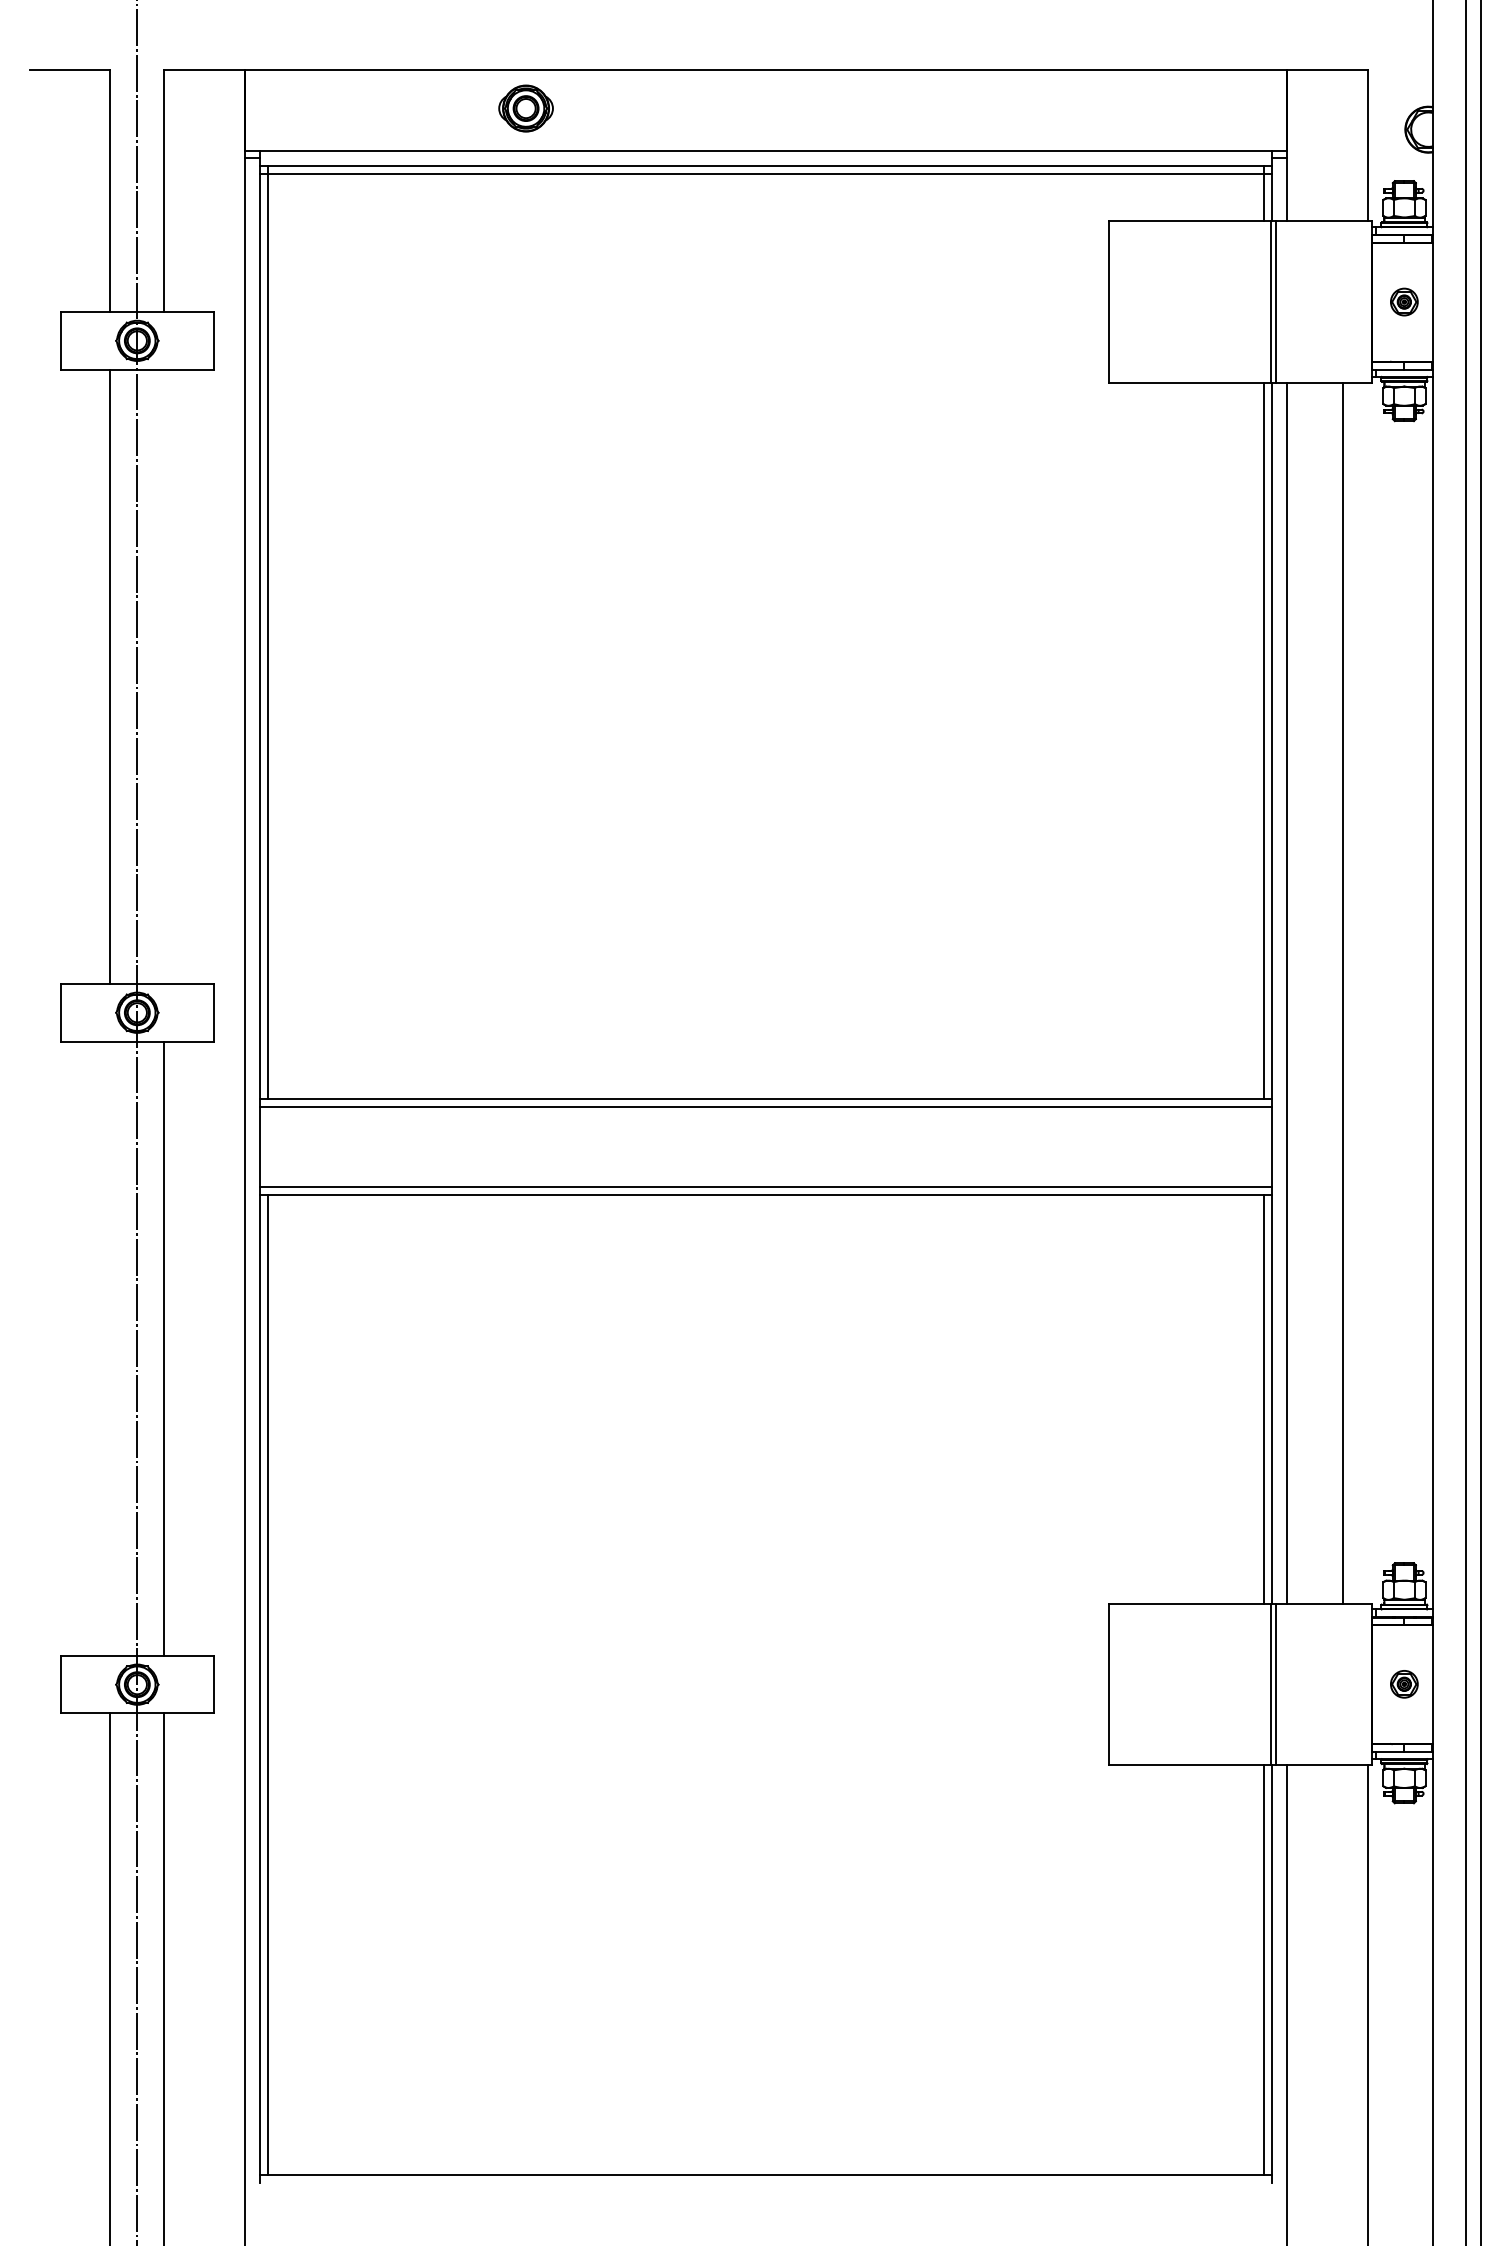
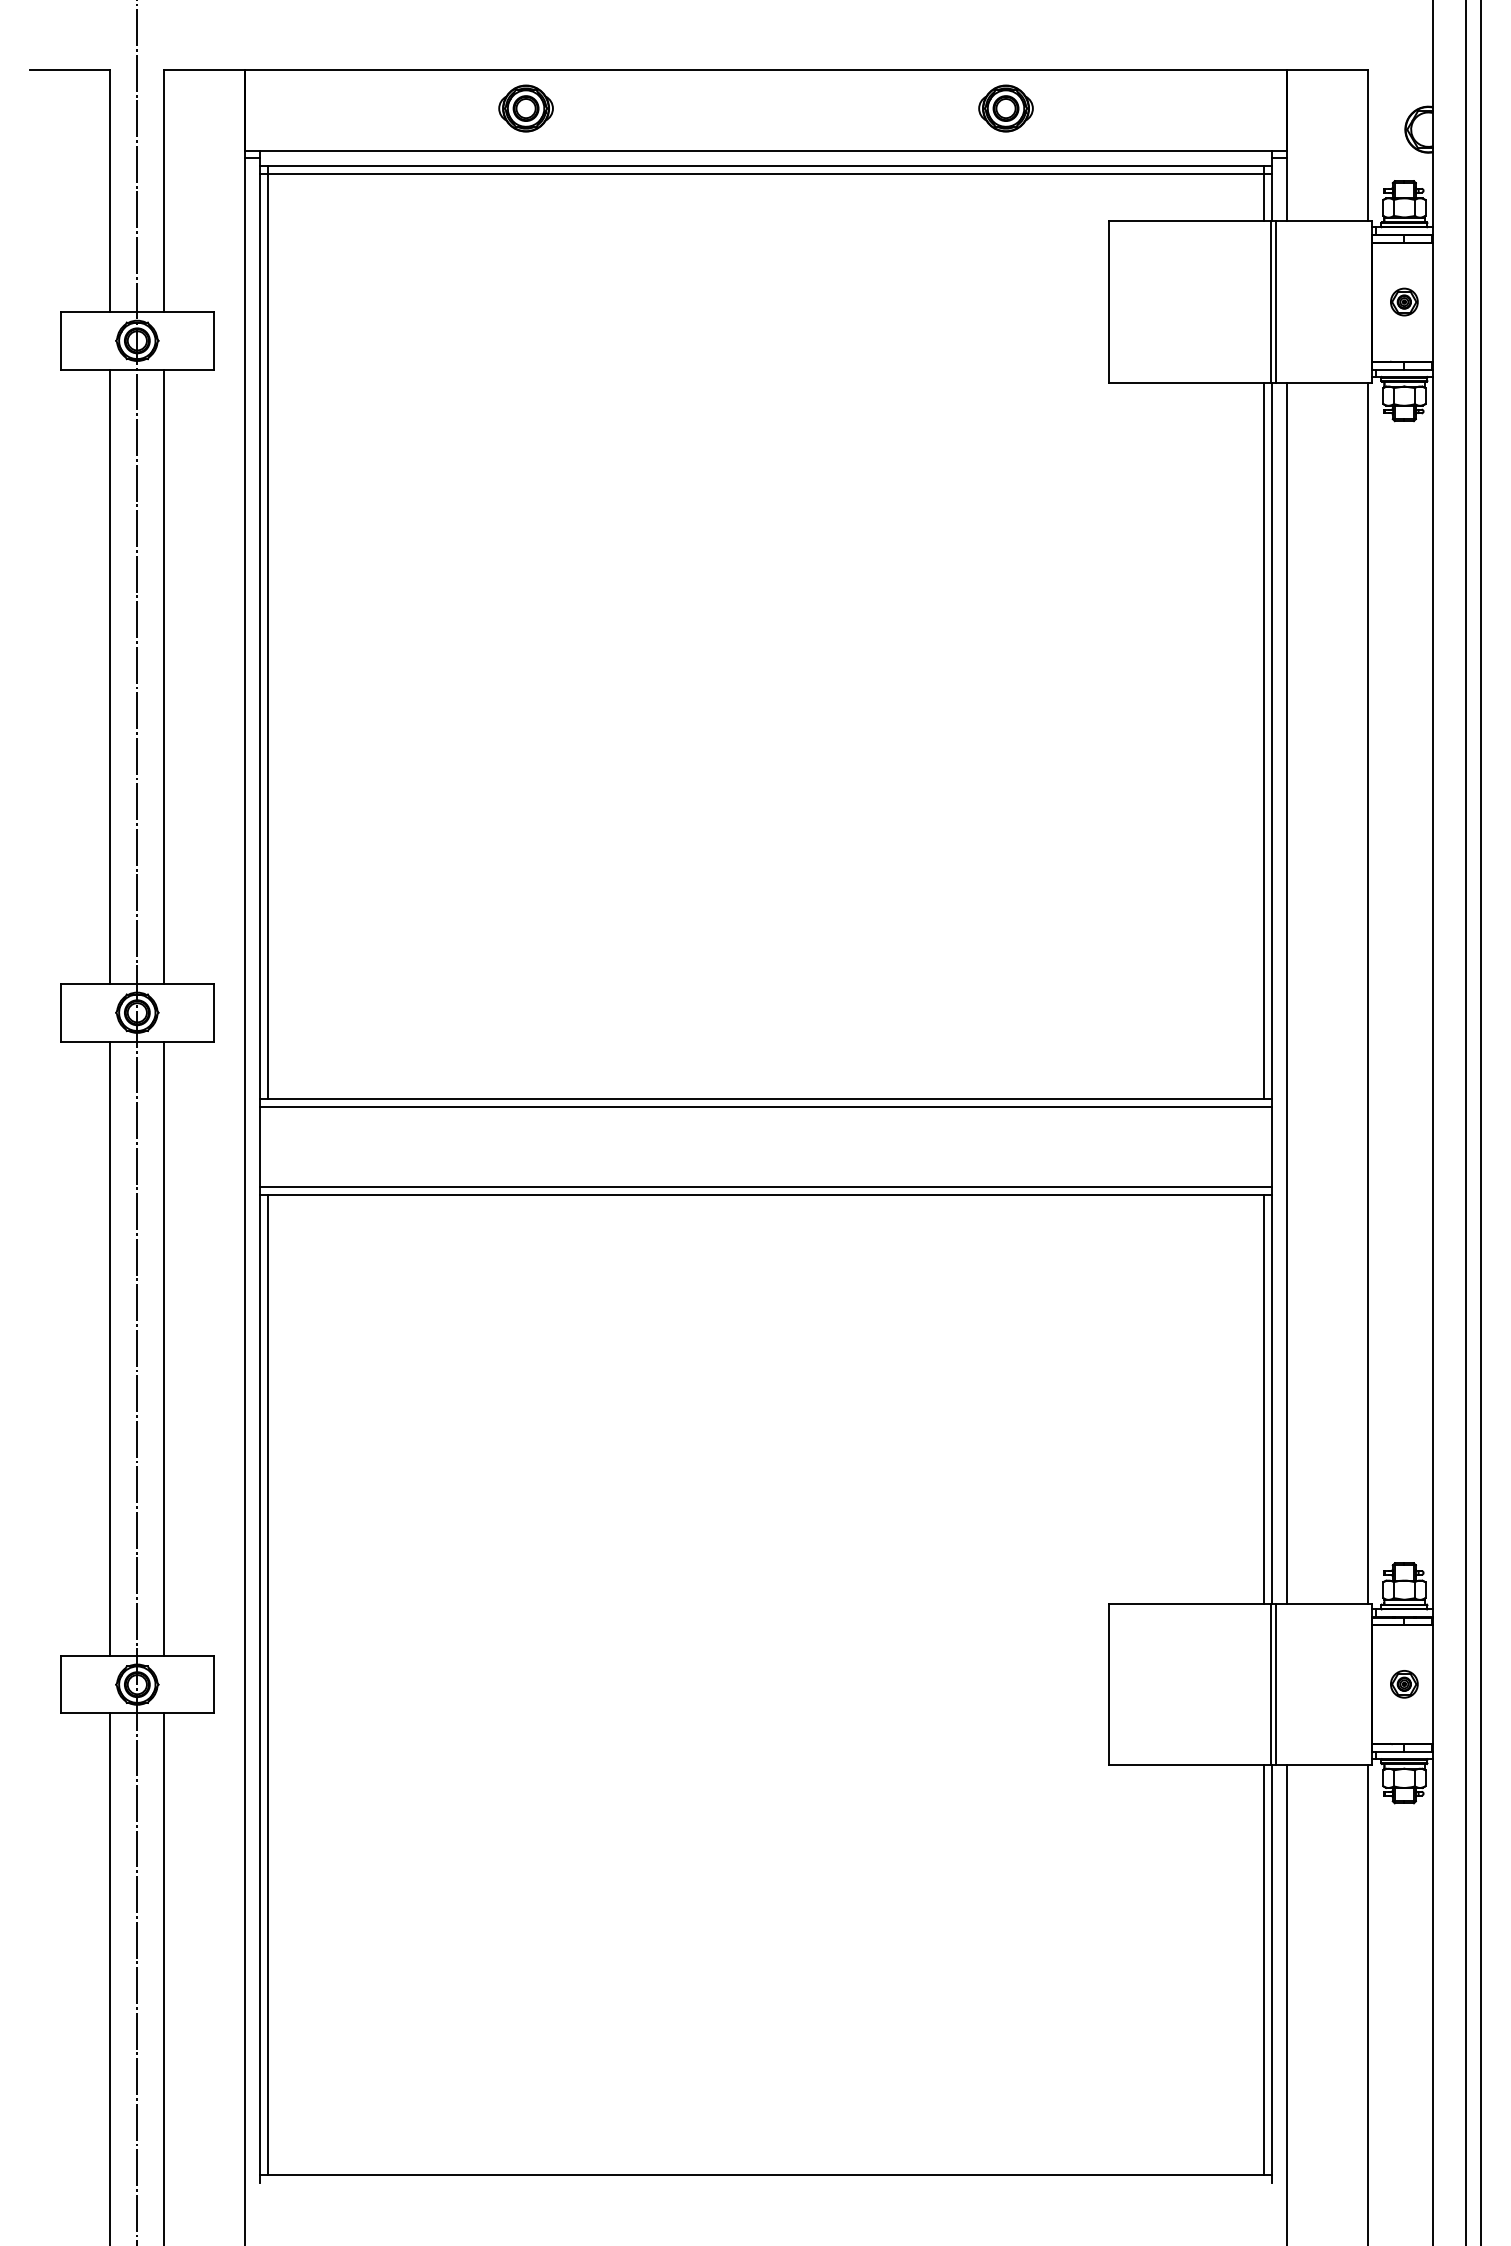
part: none -> present (1005, 108)
line: none -> present (164, 676)
line position: (1342, 992) -> (1367, 992) (1367, 992)
line: none -> present (110, 1348)
